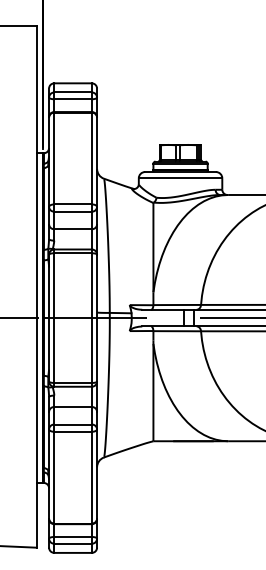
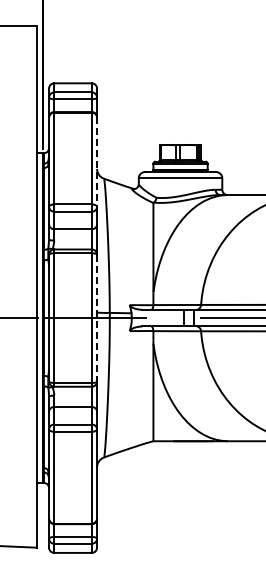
line: solid -> dashed (97, 162)
line: solid -> dashed (97, 318)
